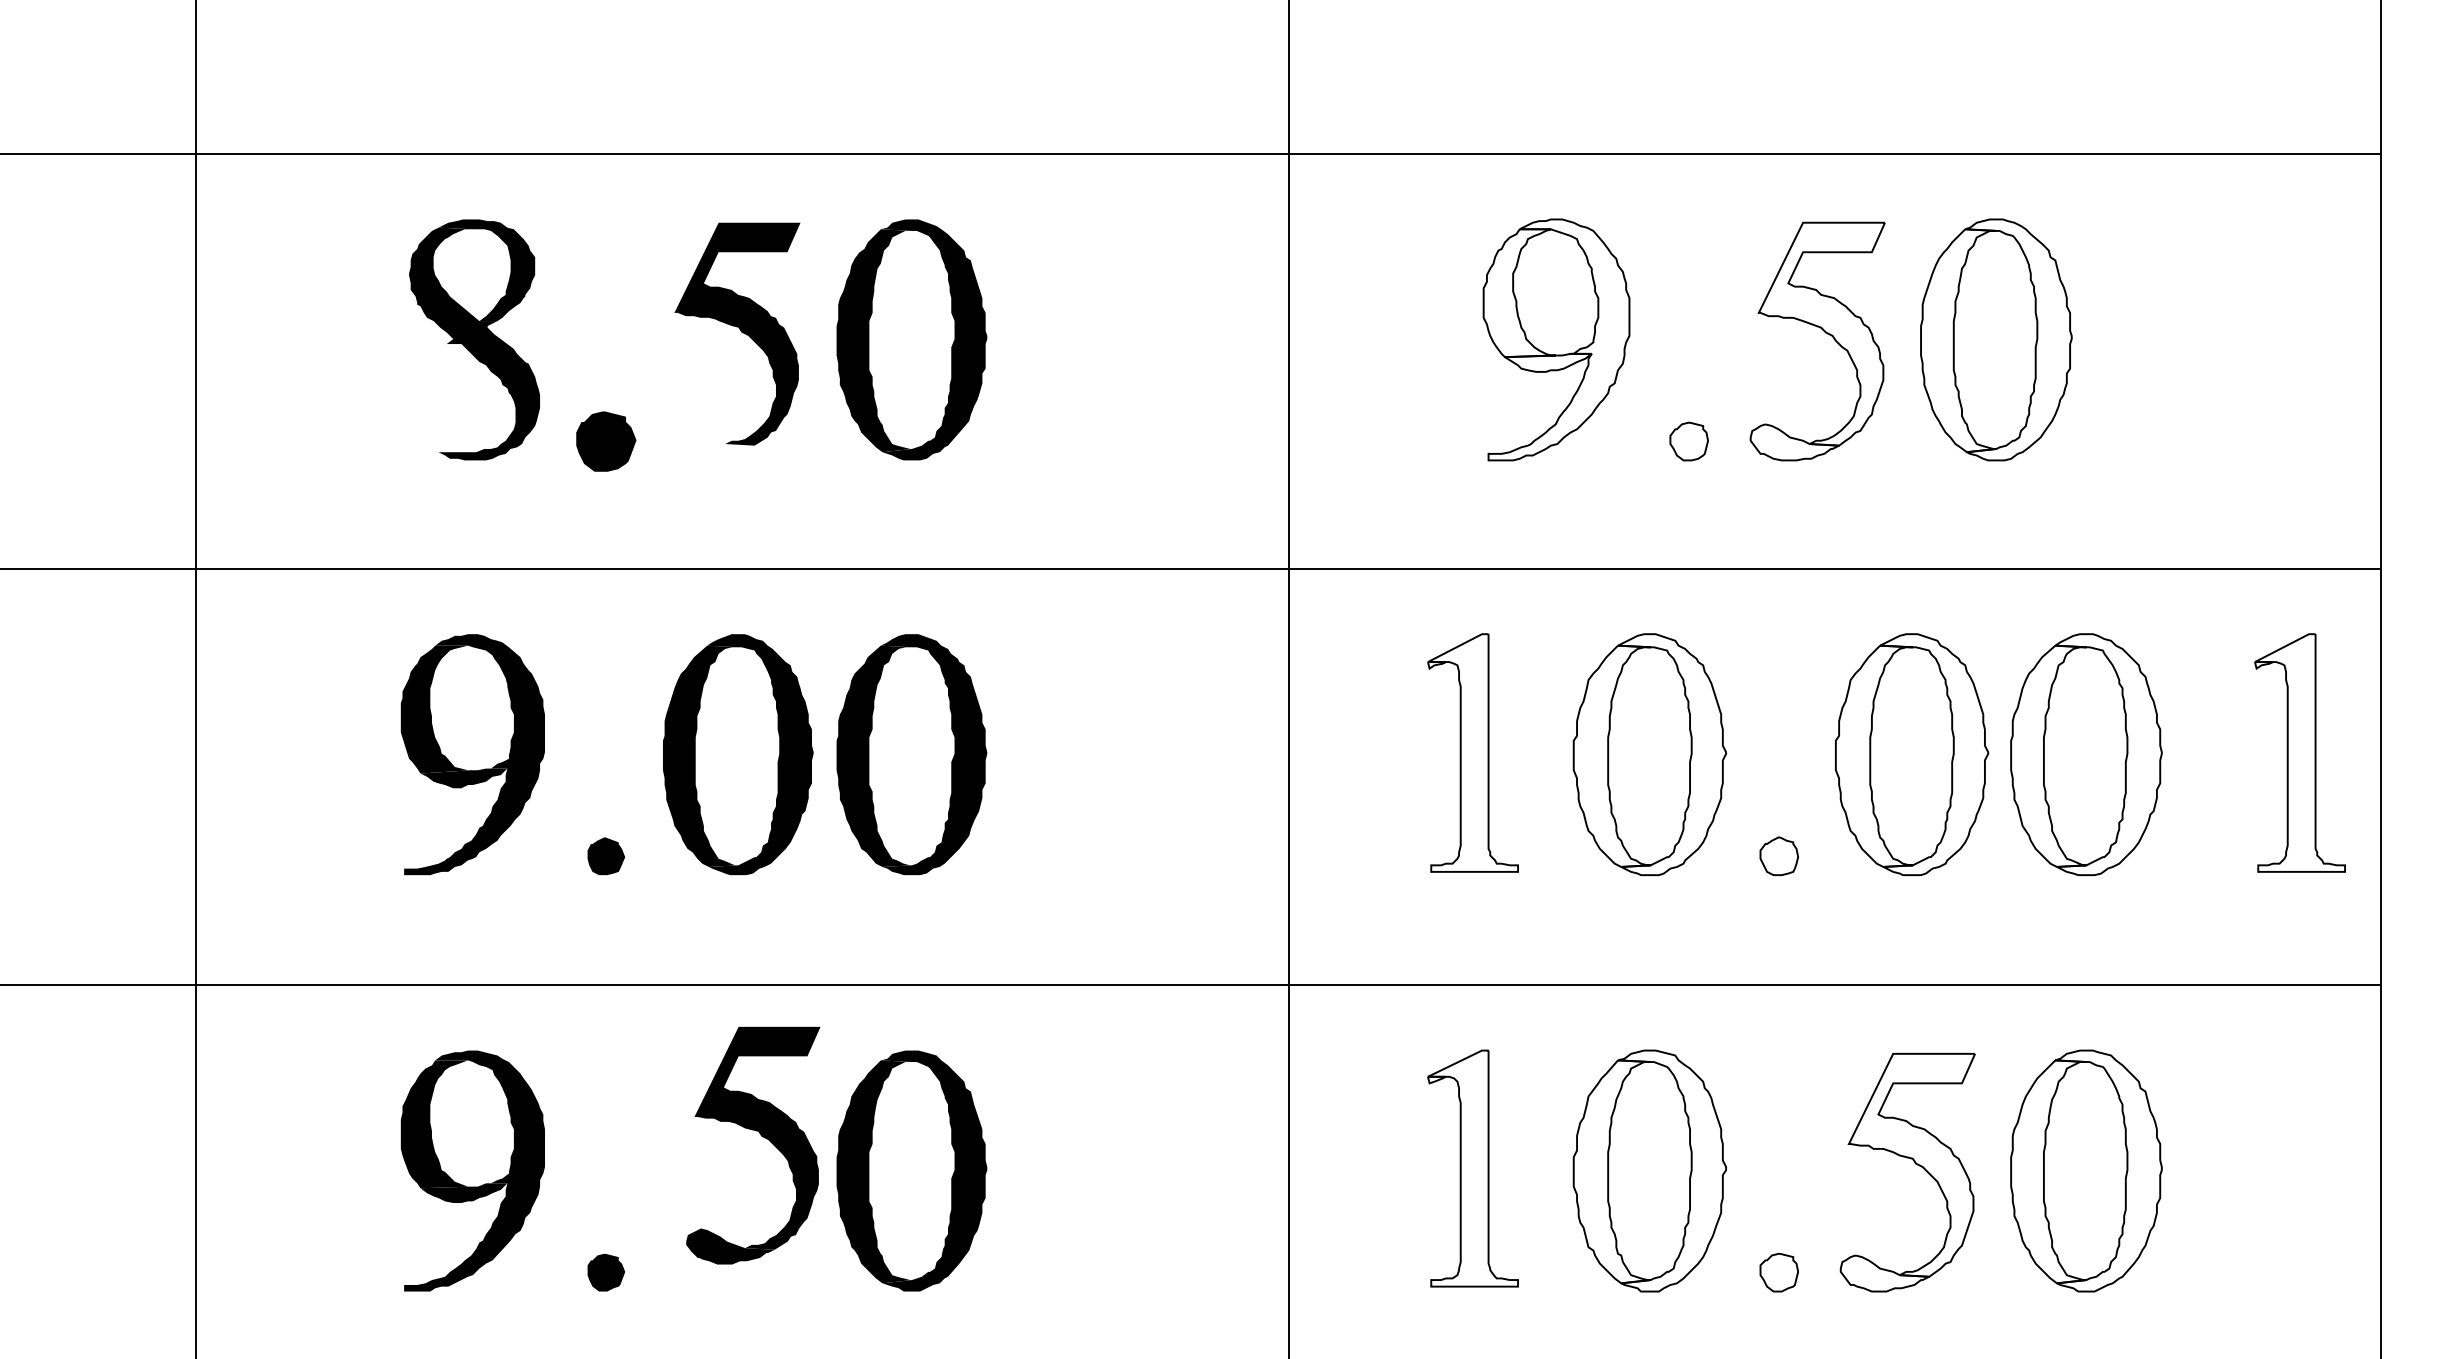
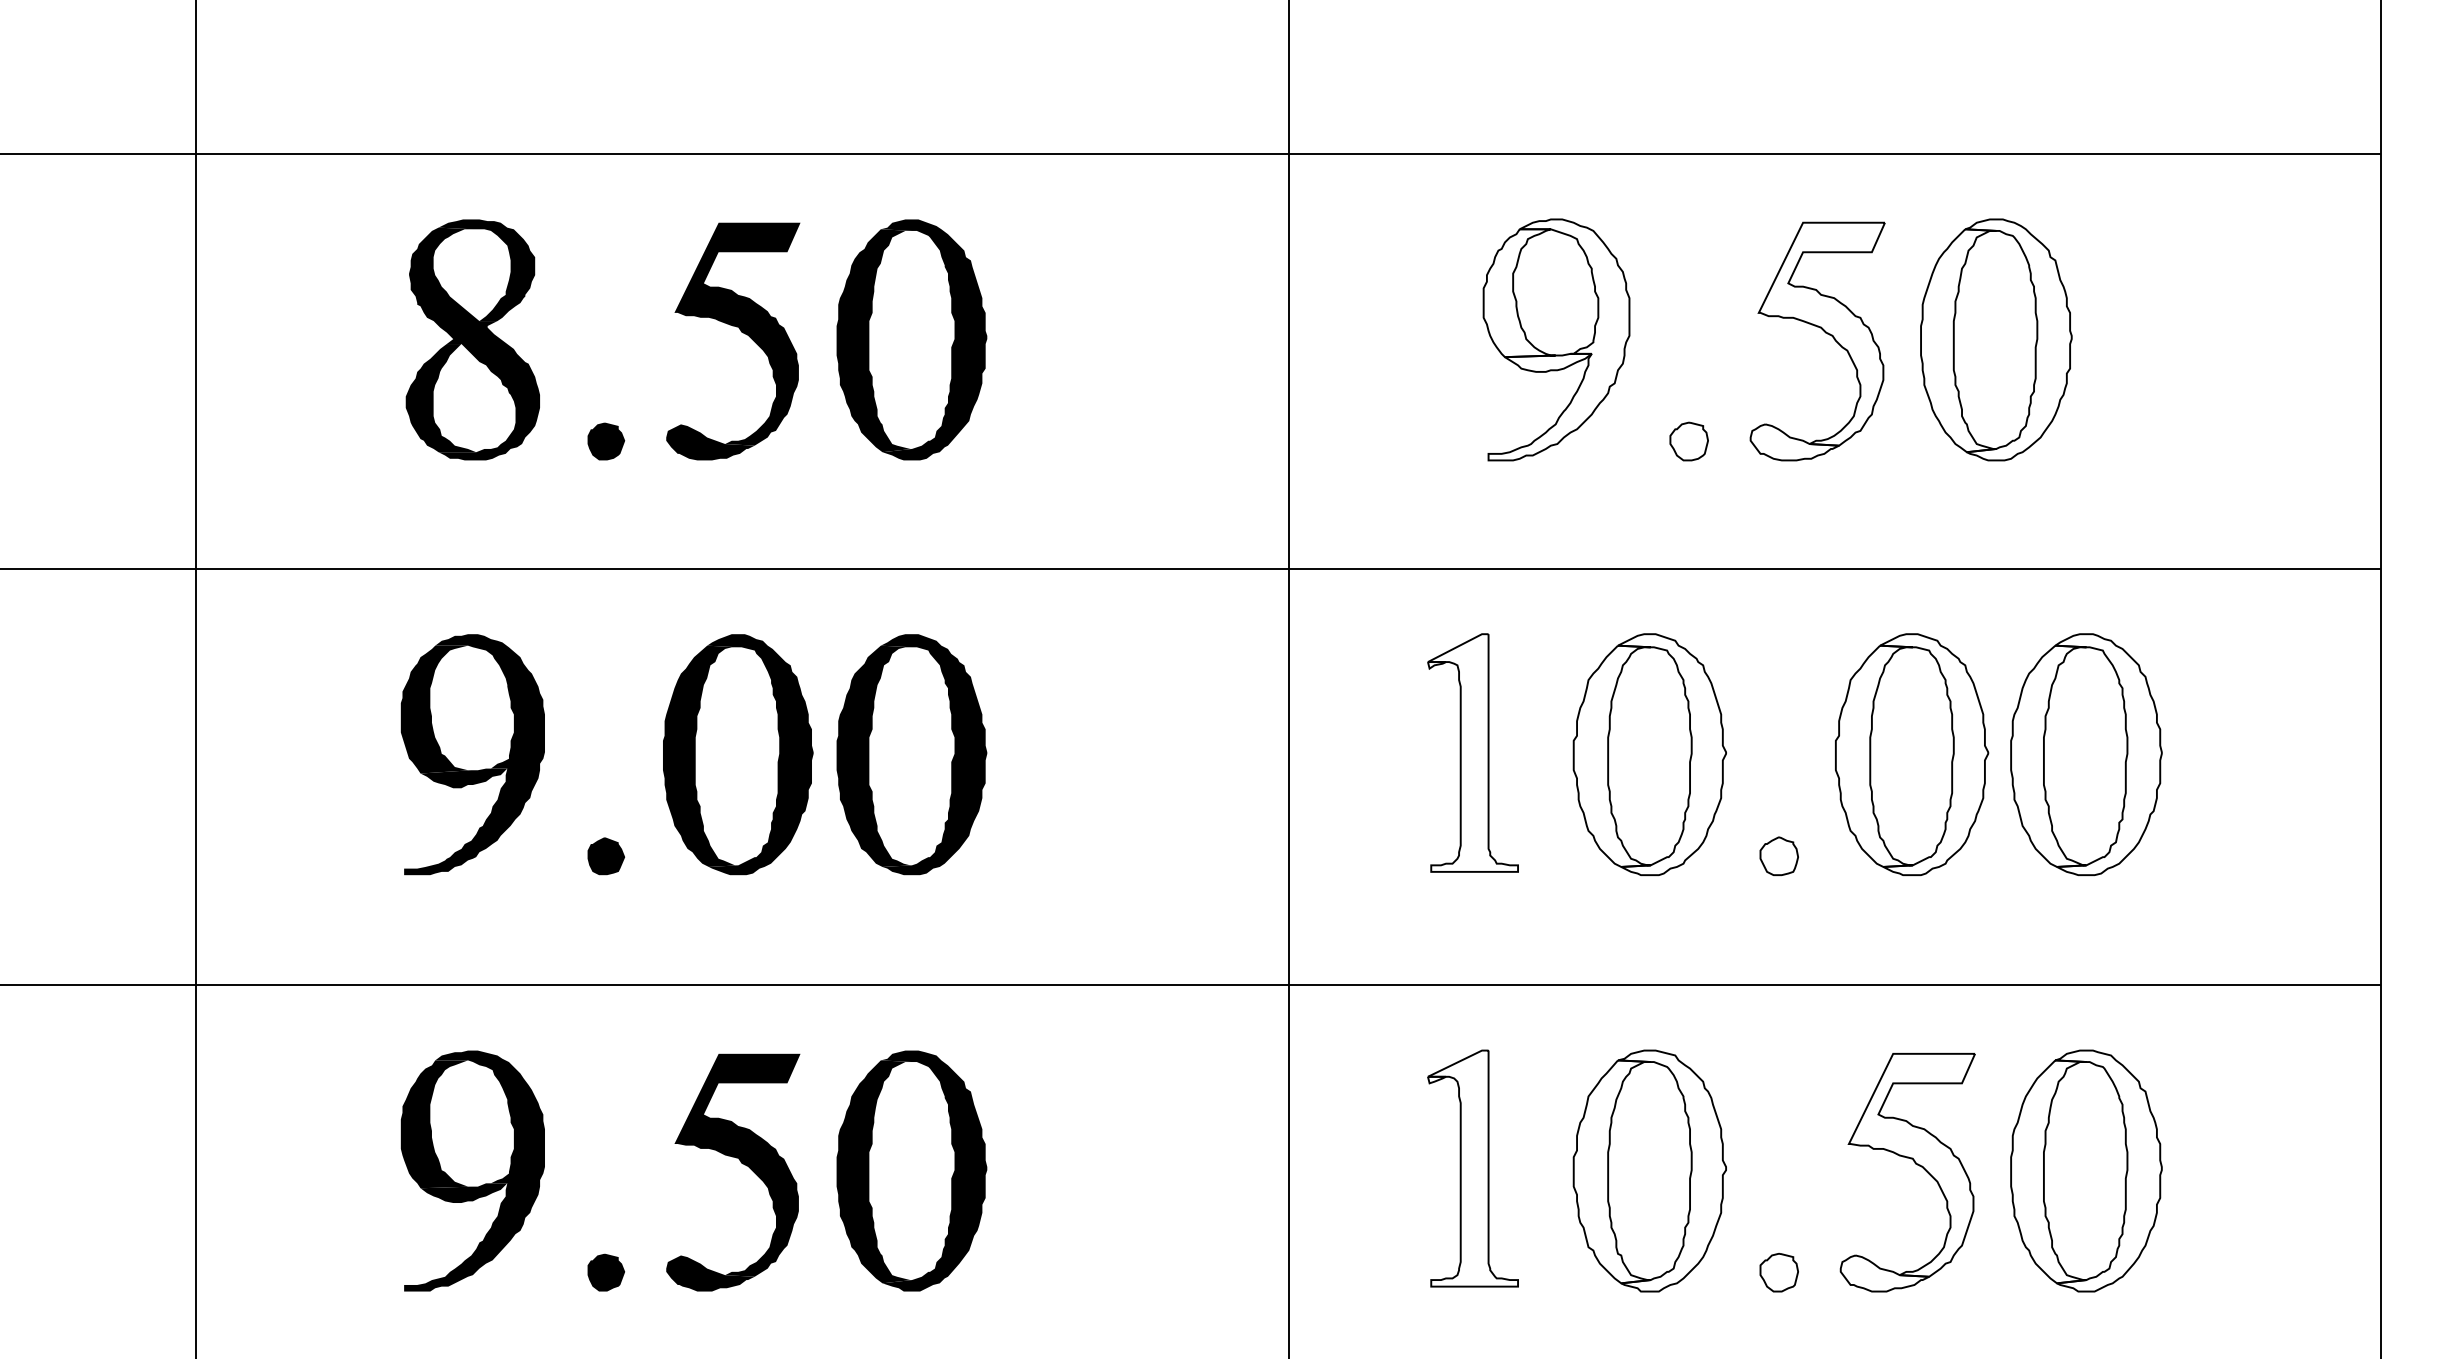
fill: none -> present (440, 398)
part size: 61x61 px -> 39x39 px (606, 441)
fill: none -> present (710, 442)
part: present -> none (2299, 752)
part position: (761, 1136) -> (741, 1163) (741, 1163)
